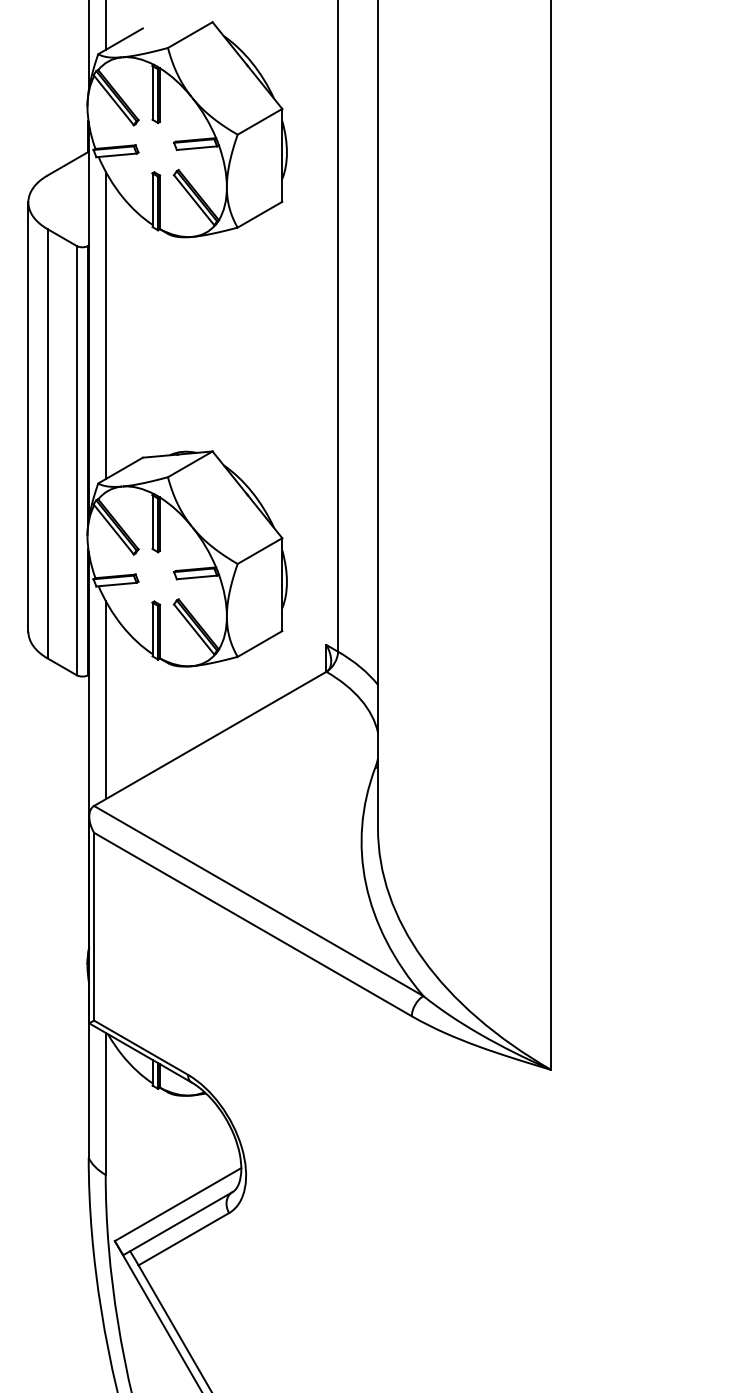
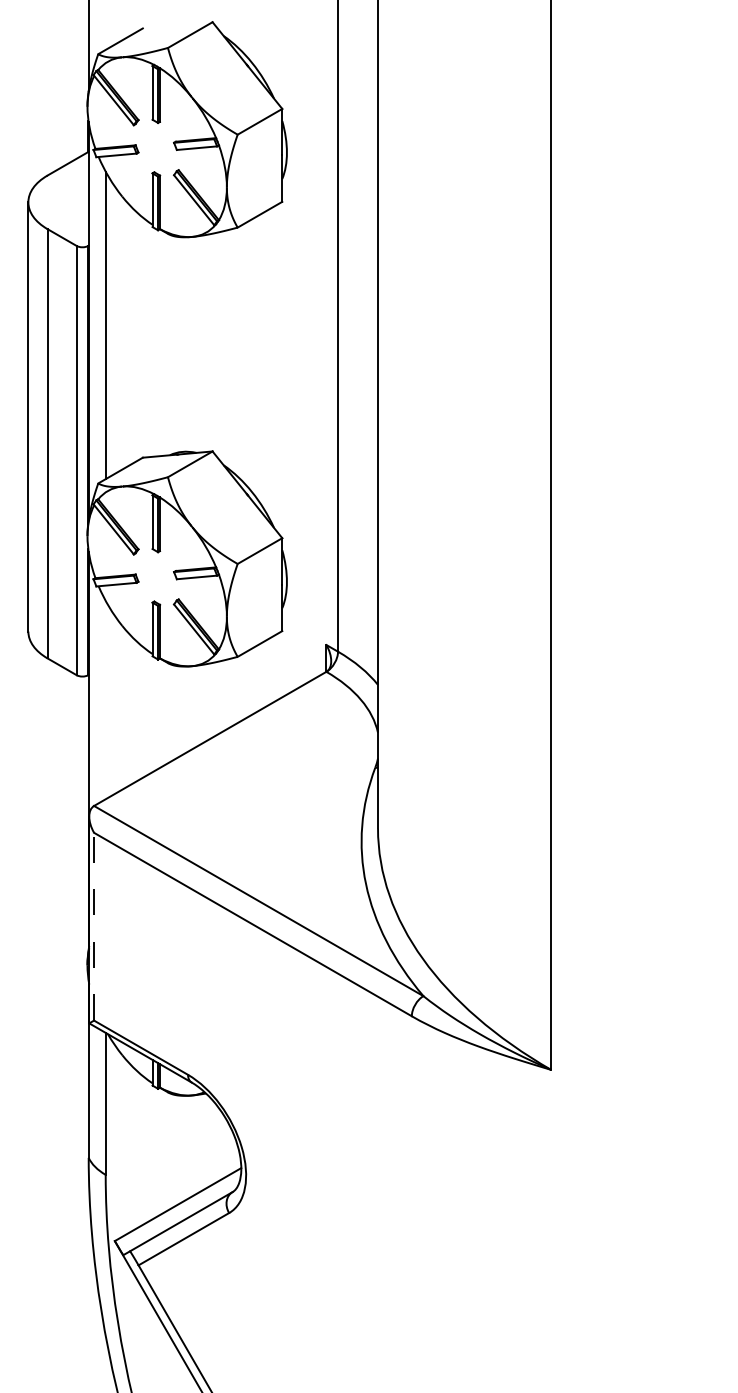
line: present -> none (105, 25)
line: present -> none (105, 699)
line: solid -> dashed (94, 926)
